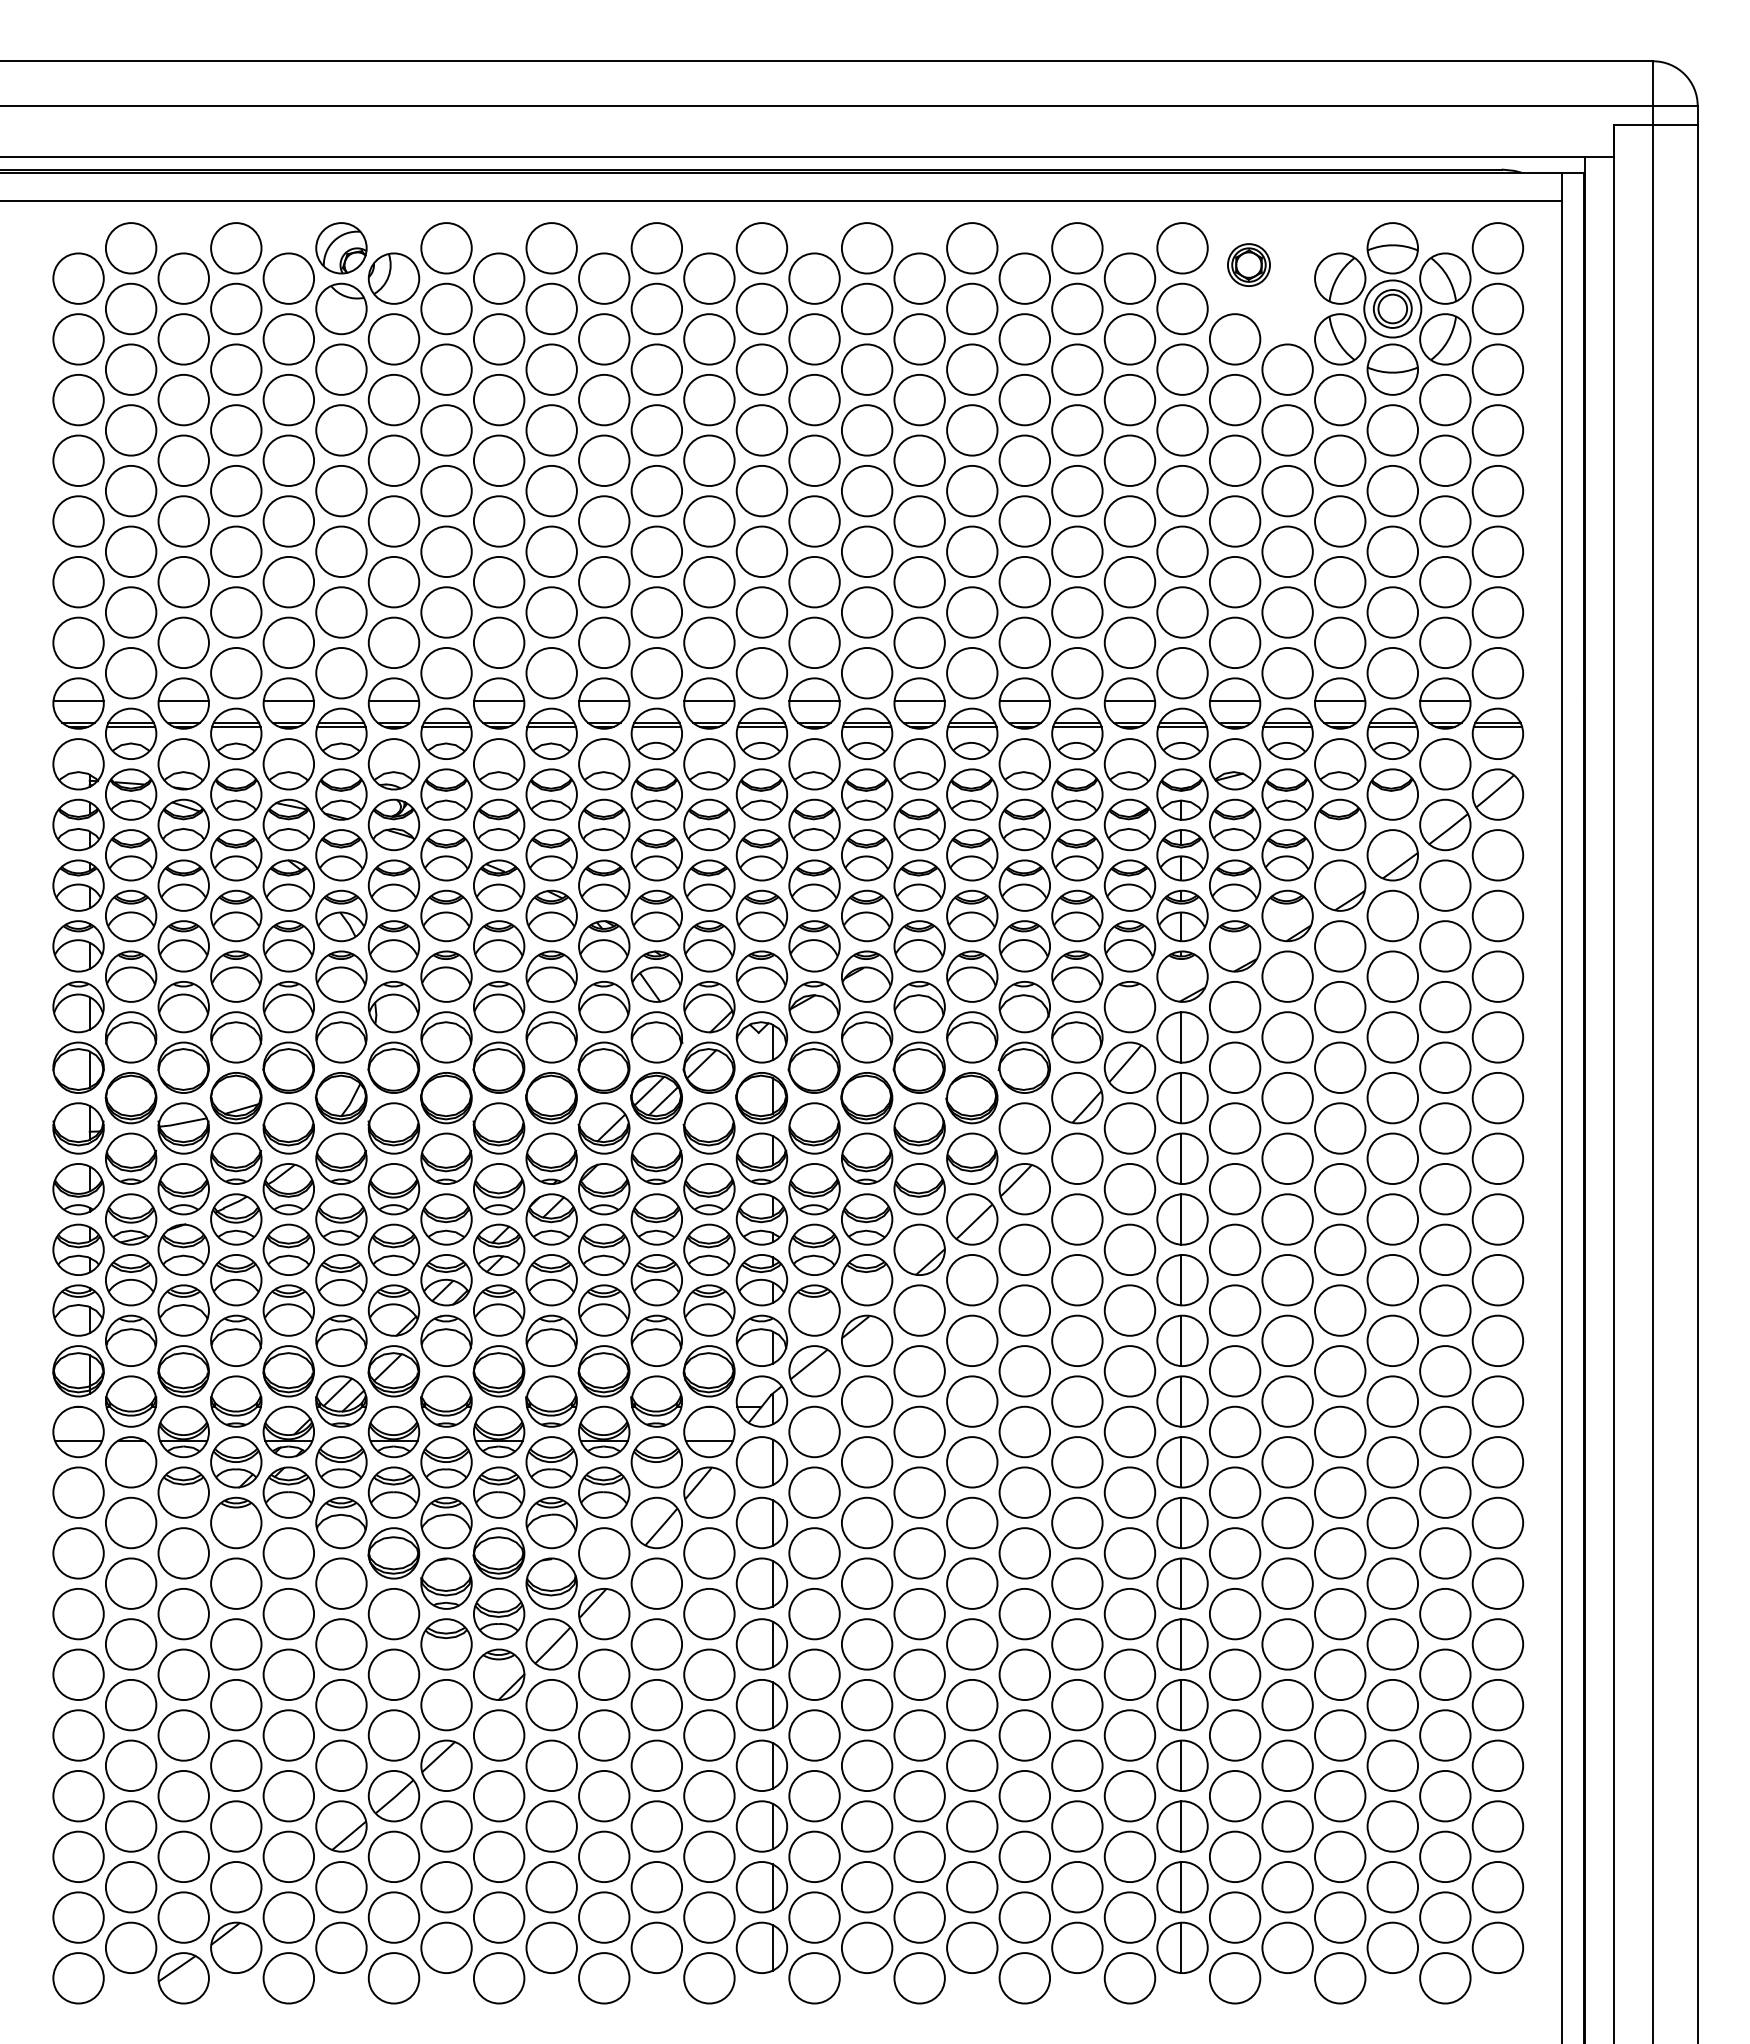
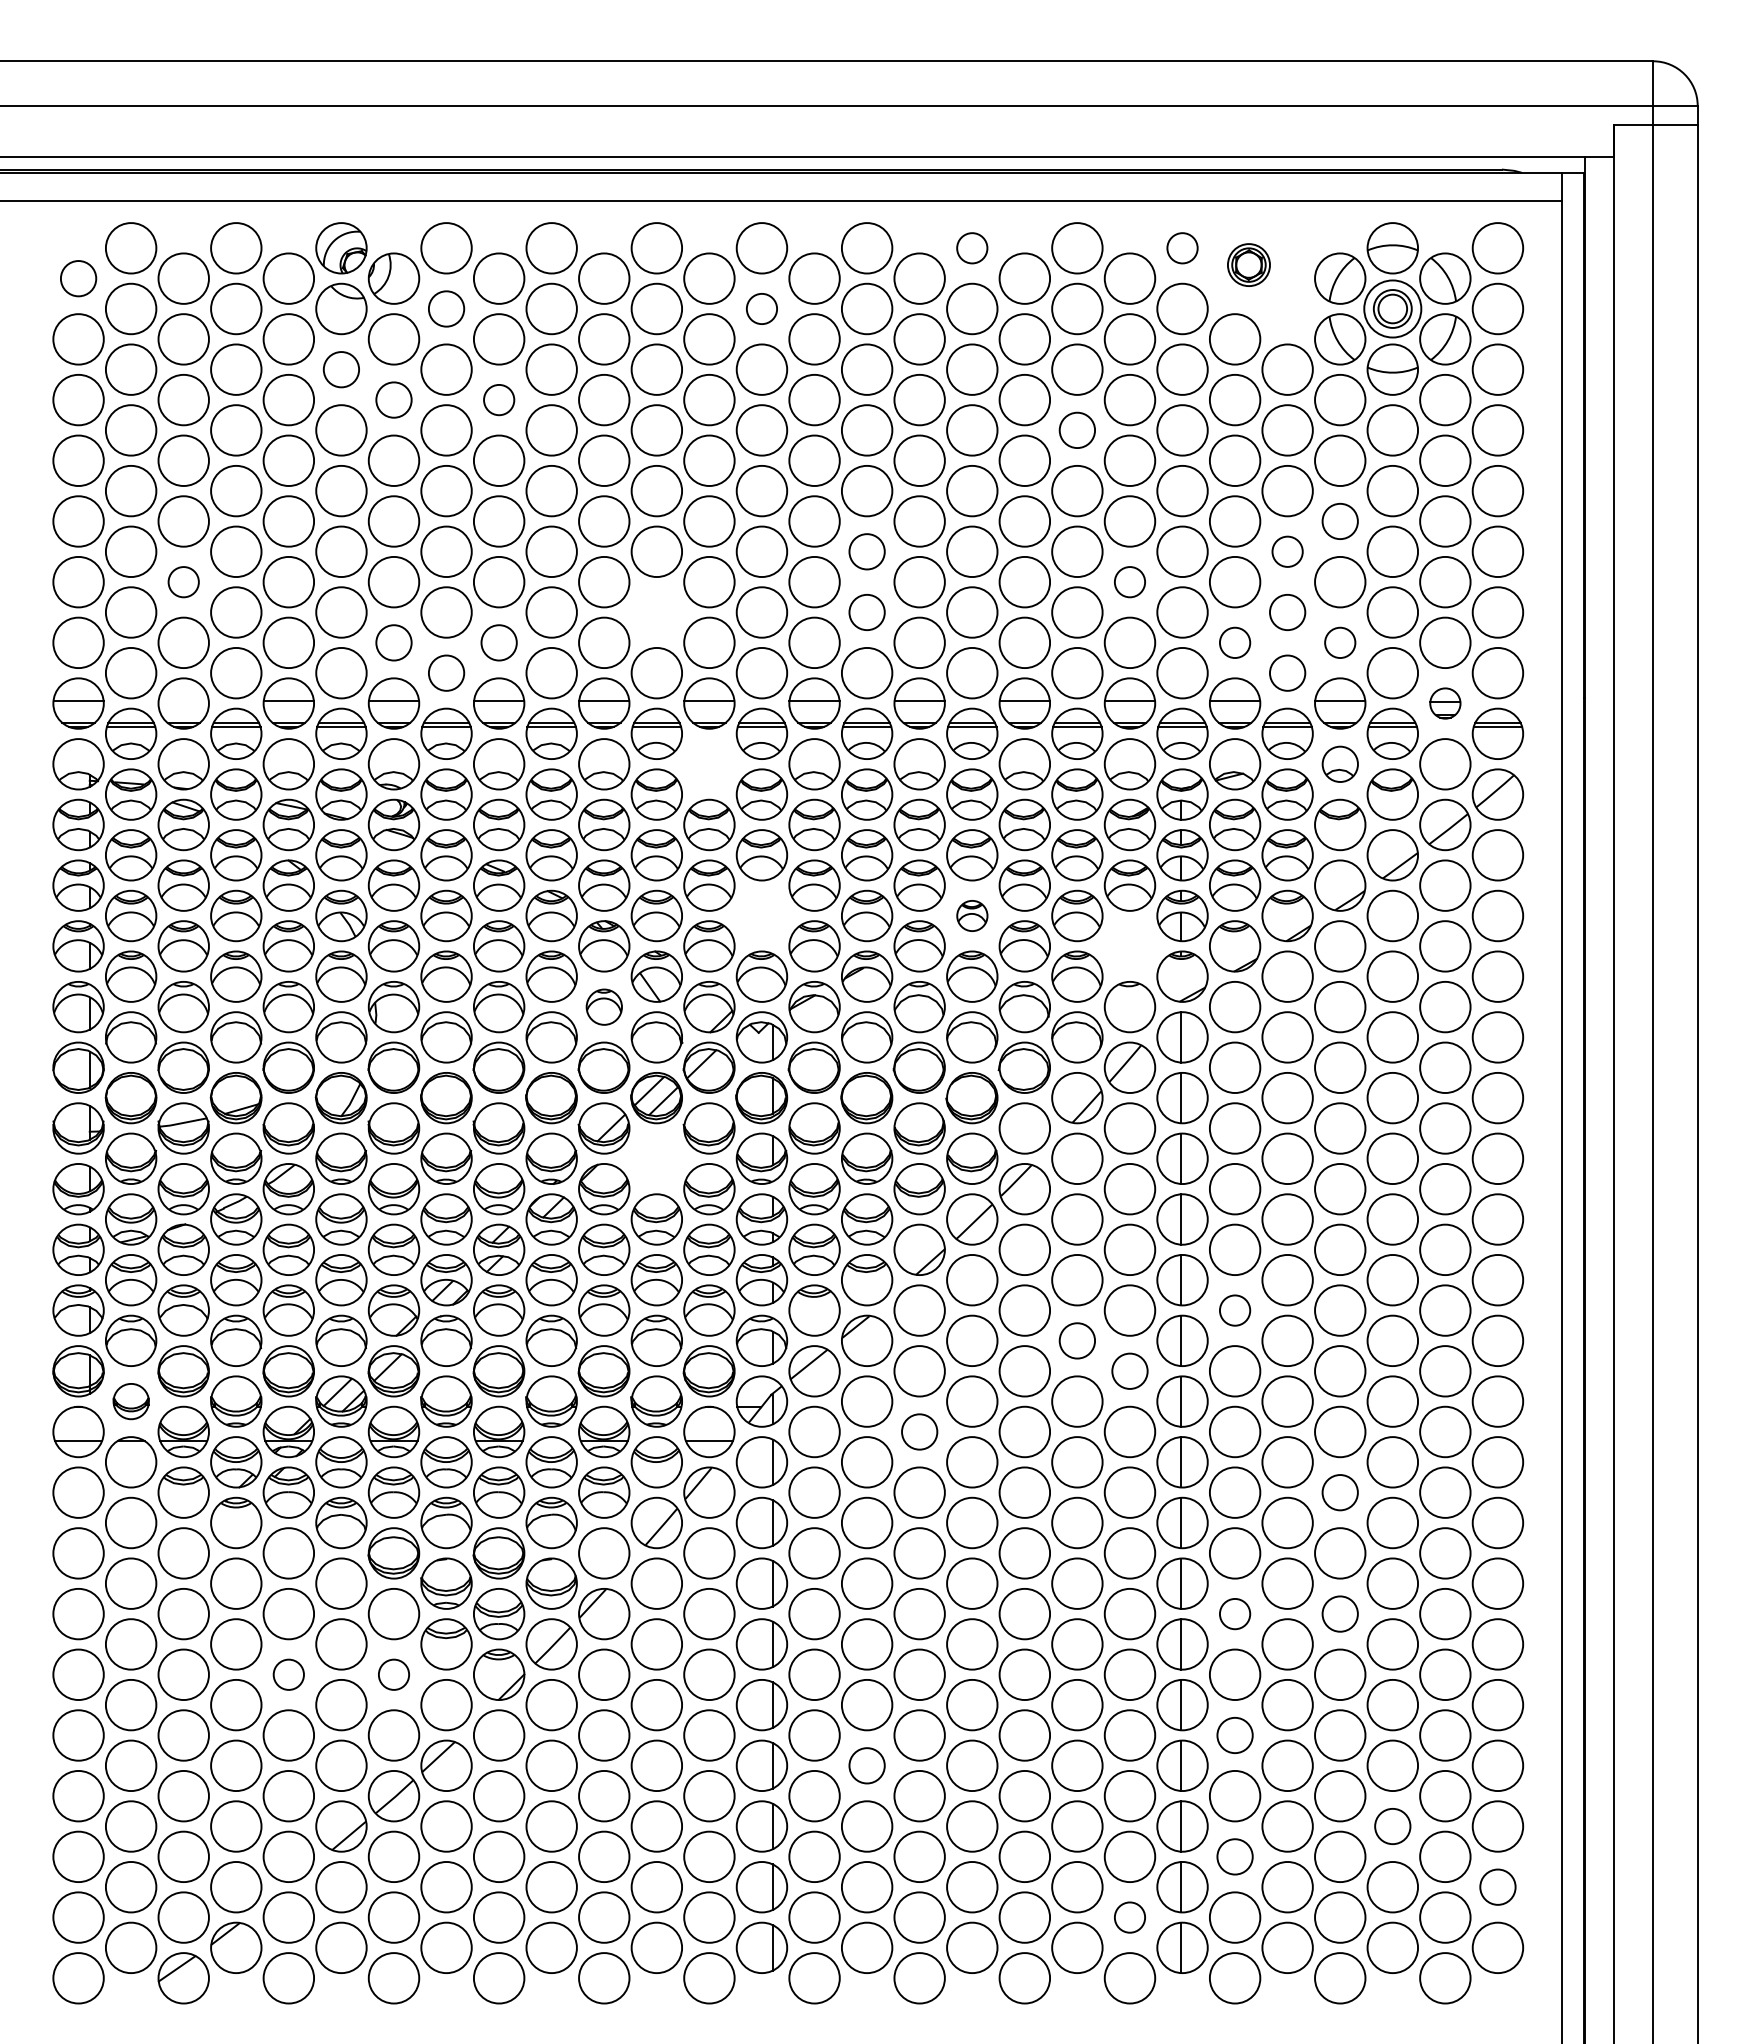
circle diameter: 50 px -> 30 px (972, 248)
circle diameter: 50 px -> 30 px (1182, 248)
circle diameter: 50 px -> 35 px (78, 278)
circle diameter: 50 px -> 35 px (446, 308)
circle diameter: 50 px -> 30 px (761, 308)
circle diameter: 50 px -> 35 px (341, 369)
circle diameter: 50 px -> 35 px (393, 399)
circle diameter: 50 px -> 30 px (499, 399)
circle diameter: 50 px -> 35 px (1077, 430)
circle diameter: 50 px -> 35 px (1339, 521)
circle diameter: 50 px -> 35 px (866, 551)
circle diameter: 50 px -> 30 px (1287, 551)
circle diameter: 50 px -> 30 px (183, 582)
circle diameter: 50 px -> 30 px (1129, 582)
circle: present -> none (656, 612)
circle diameter: 50 px -> 35 px (866, 612)
circle diameter: 50 px -> 35 px (1287, 612)
circle diameter: 50 px -> 35 px (393, 642)
circle diameter: 50 px -> 35 px (498, 642)
circle diameter: 50 px -> 30 px (1234, 642)
circle diameter: 50 px -> 30 px (1340, 642)
circle diameter: 50 px -> 35 px (446, 672)
circle diameter: 50 px -> 35 px (1287, 672)
line: present -> none (183, 700)
part size: 53x53 px -> 33x33 px (1445, 703)
part: present -> none (709, 764)
part size: 53x53 px -> 38x38 px (1339, 763)
part: present -> none (761, 915)
part size: 53x54 px -> 33x32 px (972, 915)
part: present -> none (1129, 946)
part size: 53x53 px -> 38x38 px (603, 1006)
part: present -> none (656, 1158)
circle diameter: 50 px -> 30 px (1234, 1310)
circle diameter: 50 px -> 35 px (1077, 1340)
circle diameter: 50 px -> 35 px (1129, 1370)
part size: 53x53 px -> 38x38 px (130, 1401)
circle diameter: 50 px -> 35 px (919, 1431)
circle diameter: 50 px -> 35 px (1339, 1492)
circle diameter: 50 px -> 30 px (1234, 1613)
circle diameter: 50 px -> 35 px (1339, 1613)
circle diameter: 50 px -> 30 px (288, 1674)
circle diameter: 50 px -> 30 px (393, 1674)
circle diameter: 50 px -> 35 px (1234, 1735)
circle diameter: 50 px -> 35 px (866, 1765)
circle diameter: 50 px -> 35 px (1392, 1826)
circle diameter: 50 px -> 35 px (1234, 1856)
circle diameter: 50 px -> 35 px (1497, 1886)
circle diameter: 50 px -> 30 px (1129, 1917)
